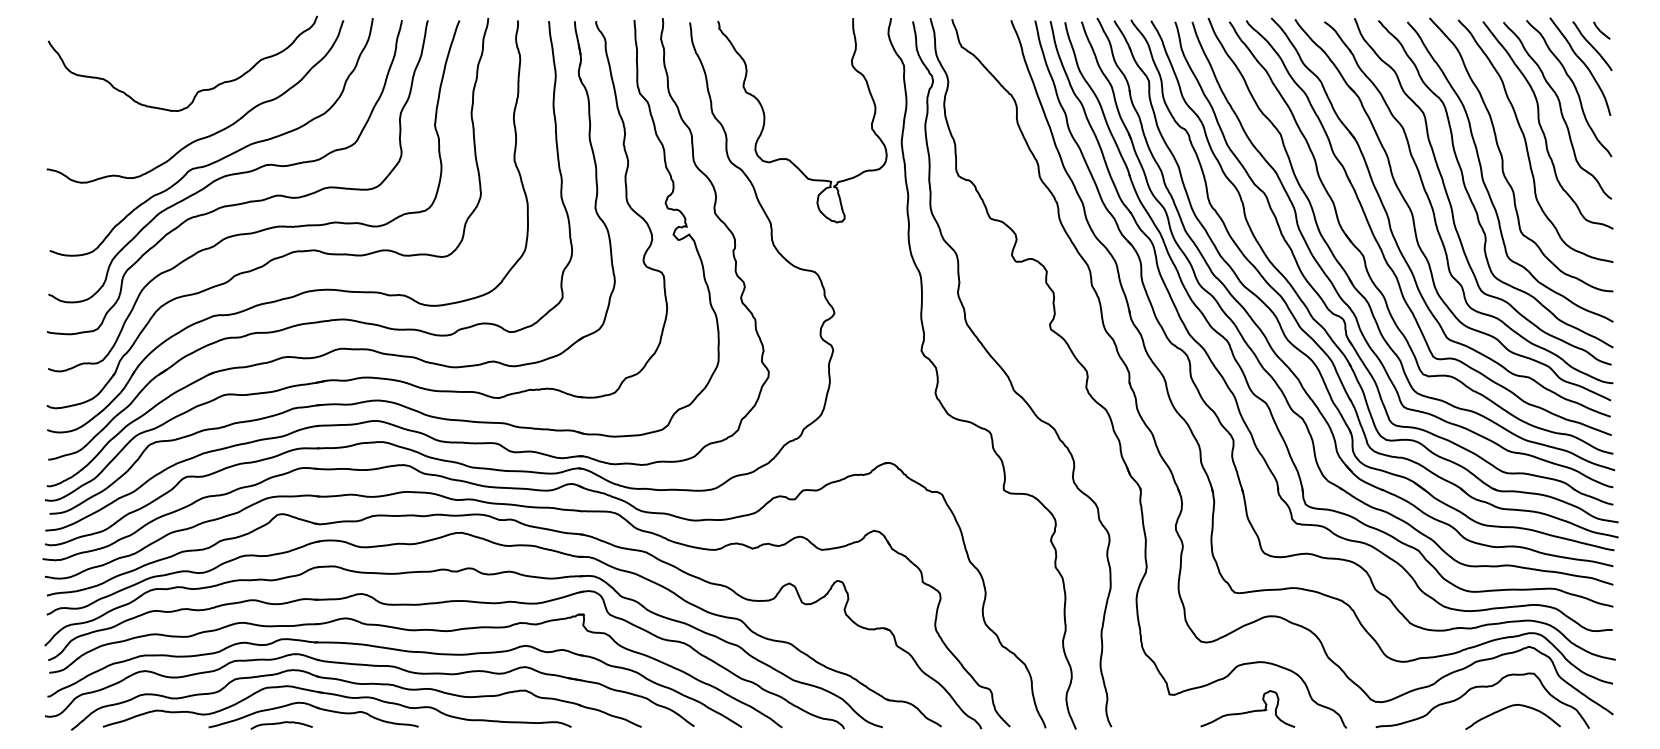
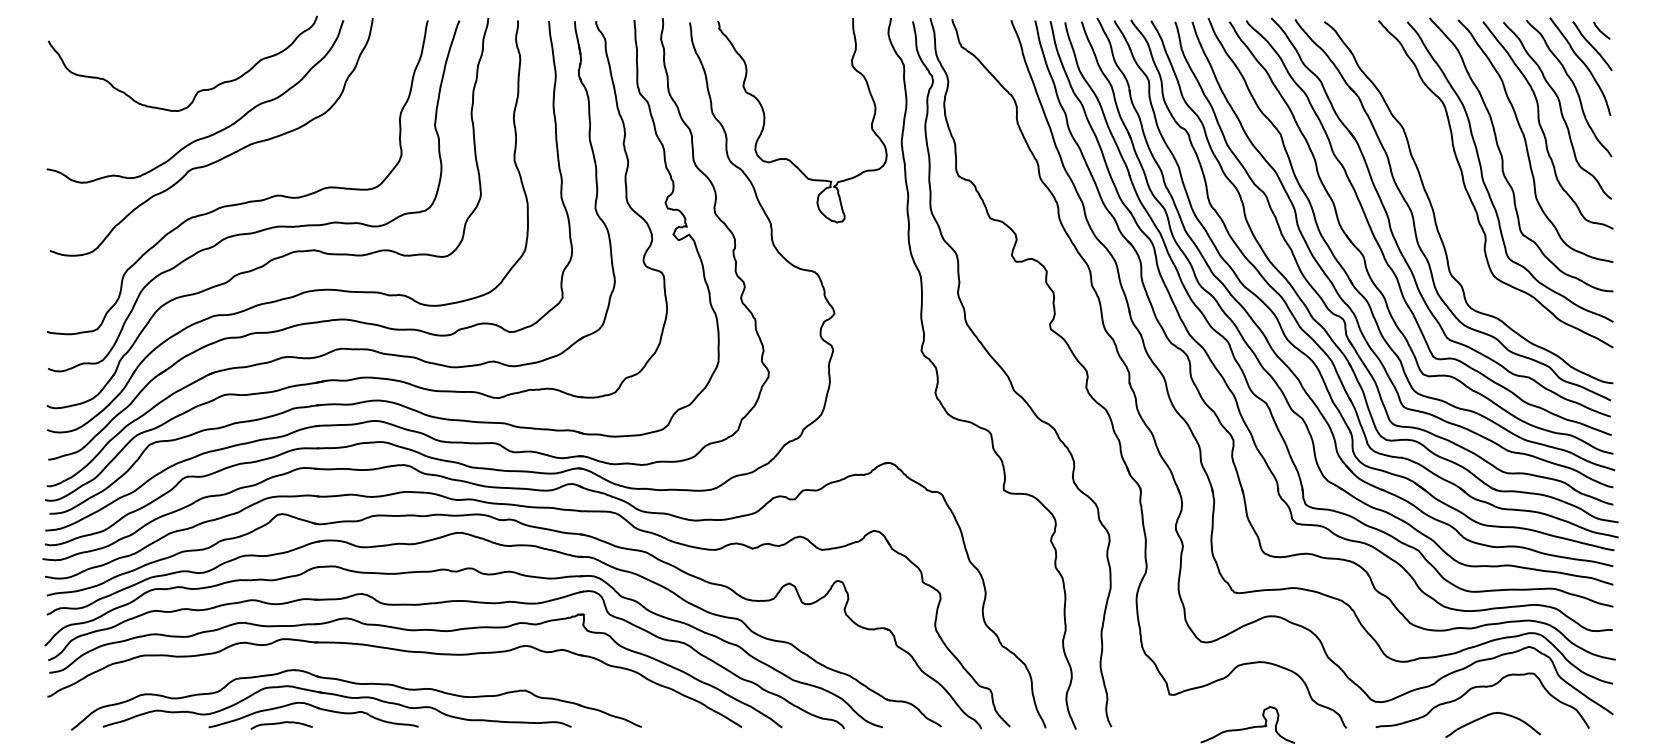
curve: present -> none (227, 174)
curve: present -> none (1450, 200)
part: present -> none (369, 666)
curve position: (1510, 707) -> (1490, 715) (1490, 715)
curve position: (1247, 711) -> (1247, 727) (1247, 727)
